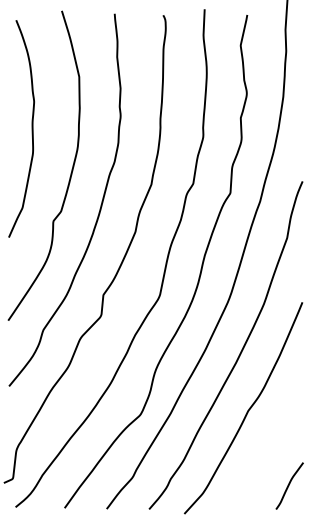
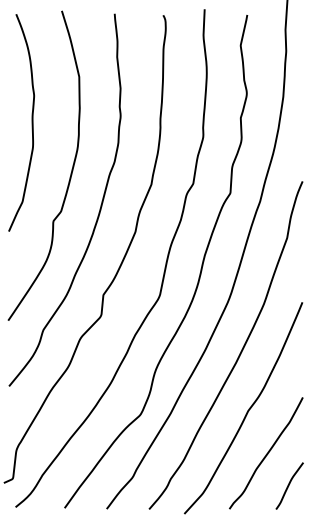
curve position: (31, 128) -> (31, 122) (31, 122)
curve: none -> present (266, 453)
